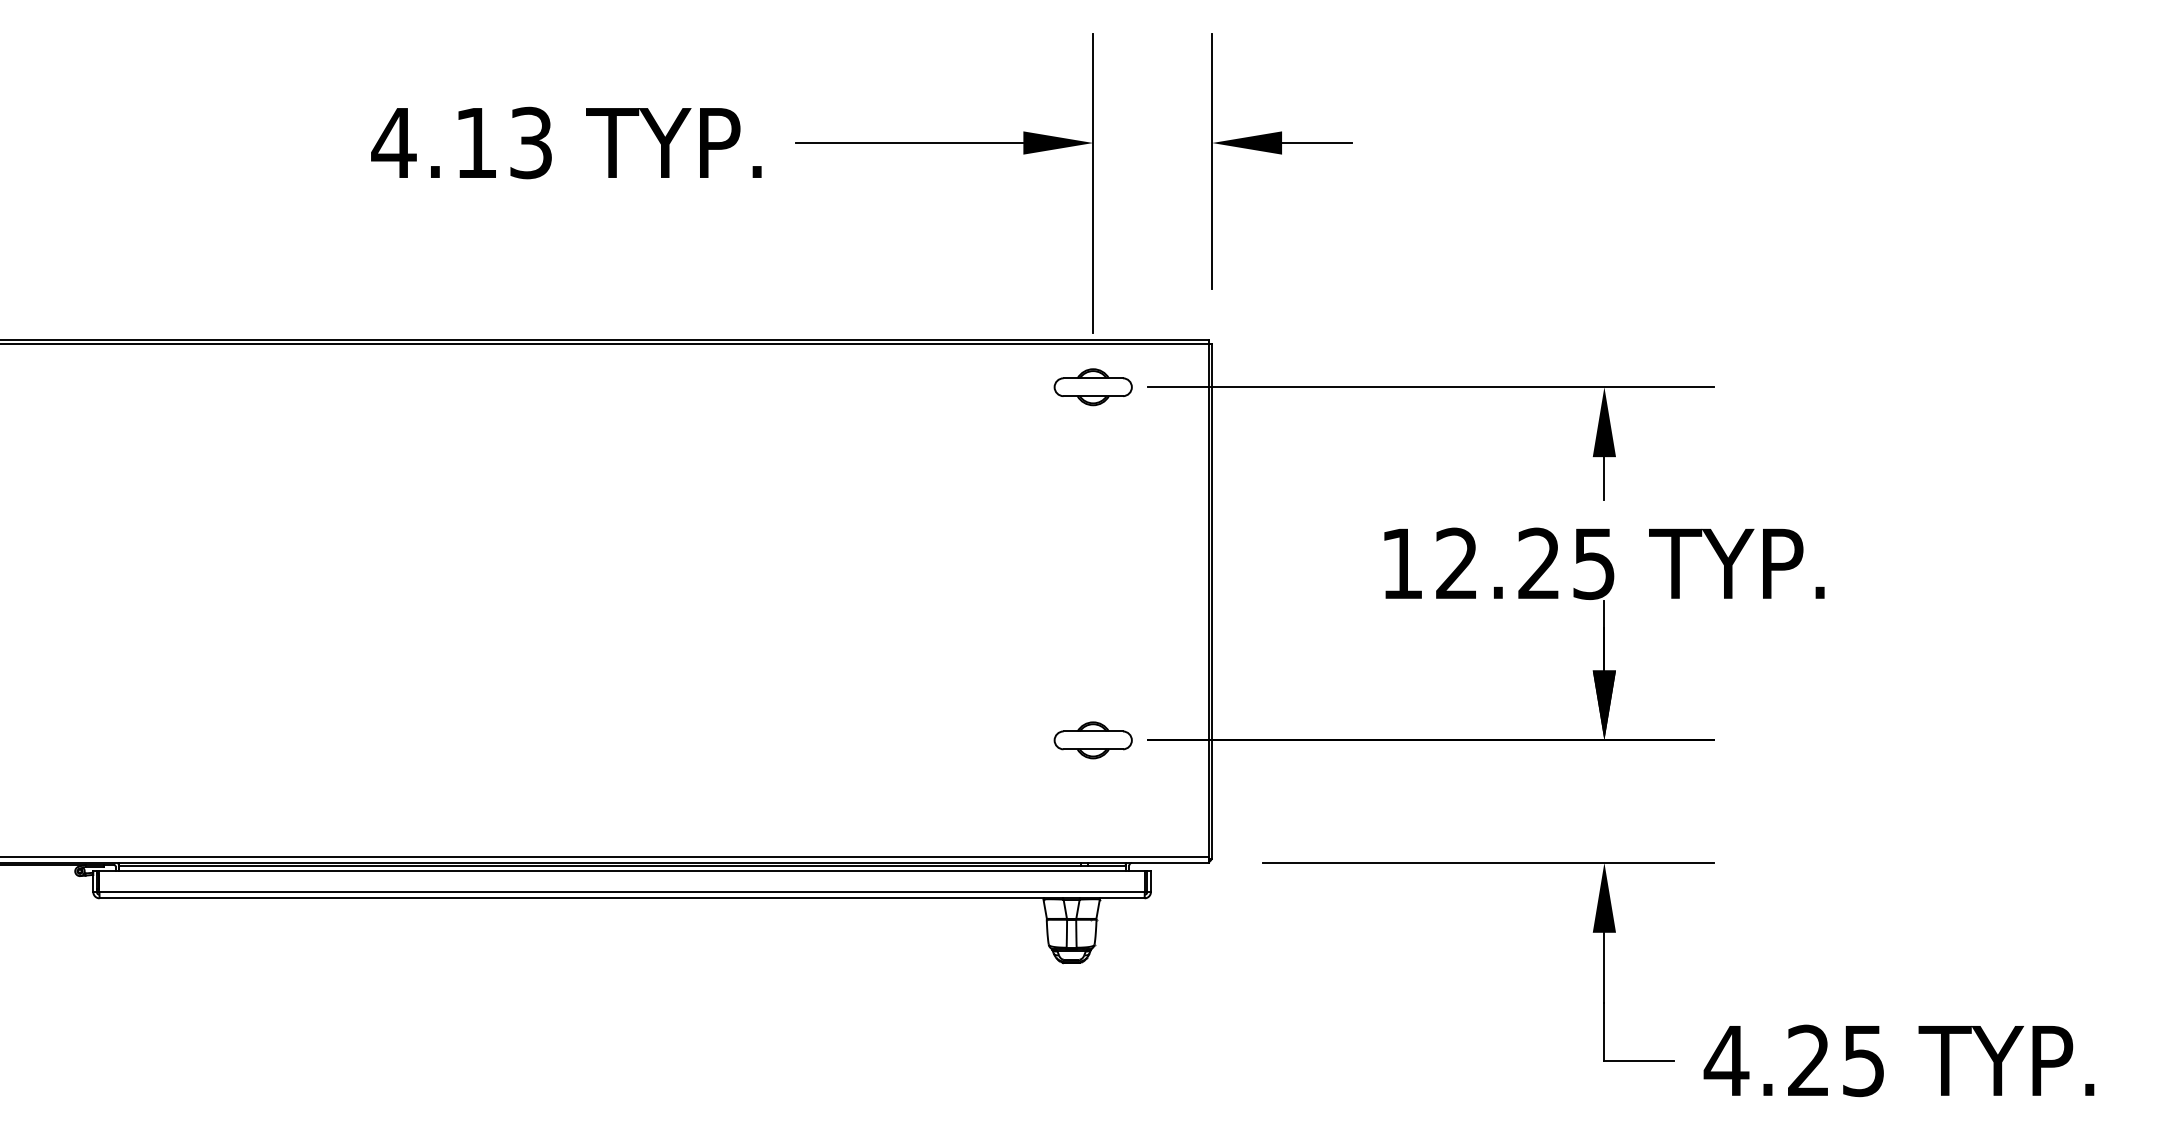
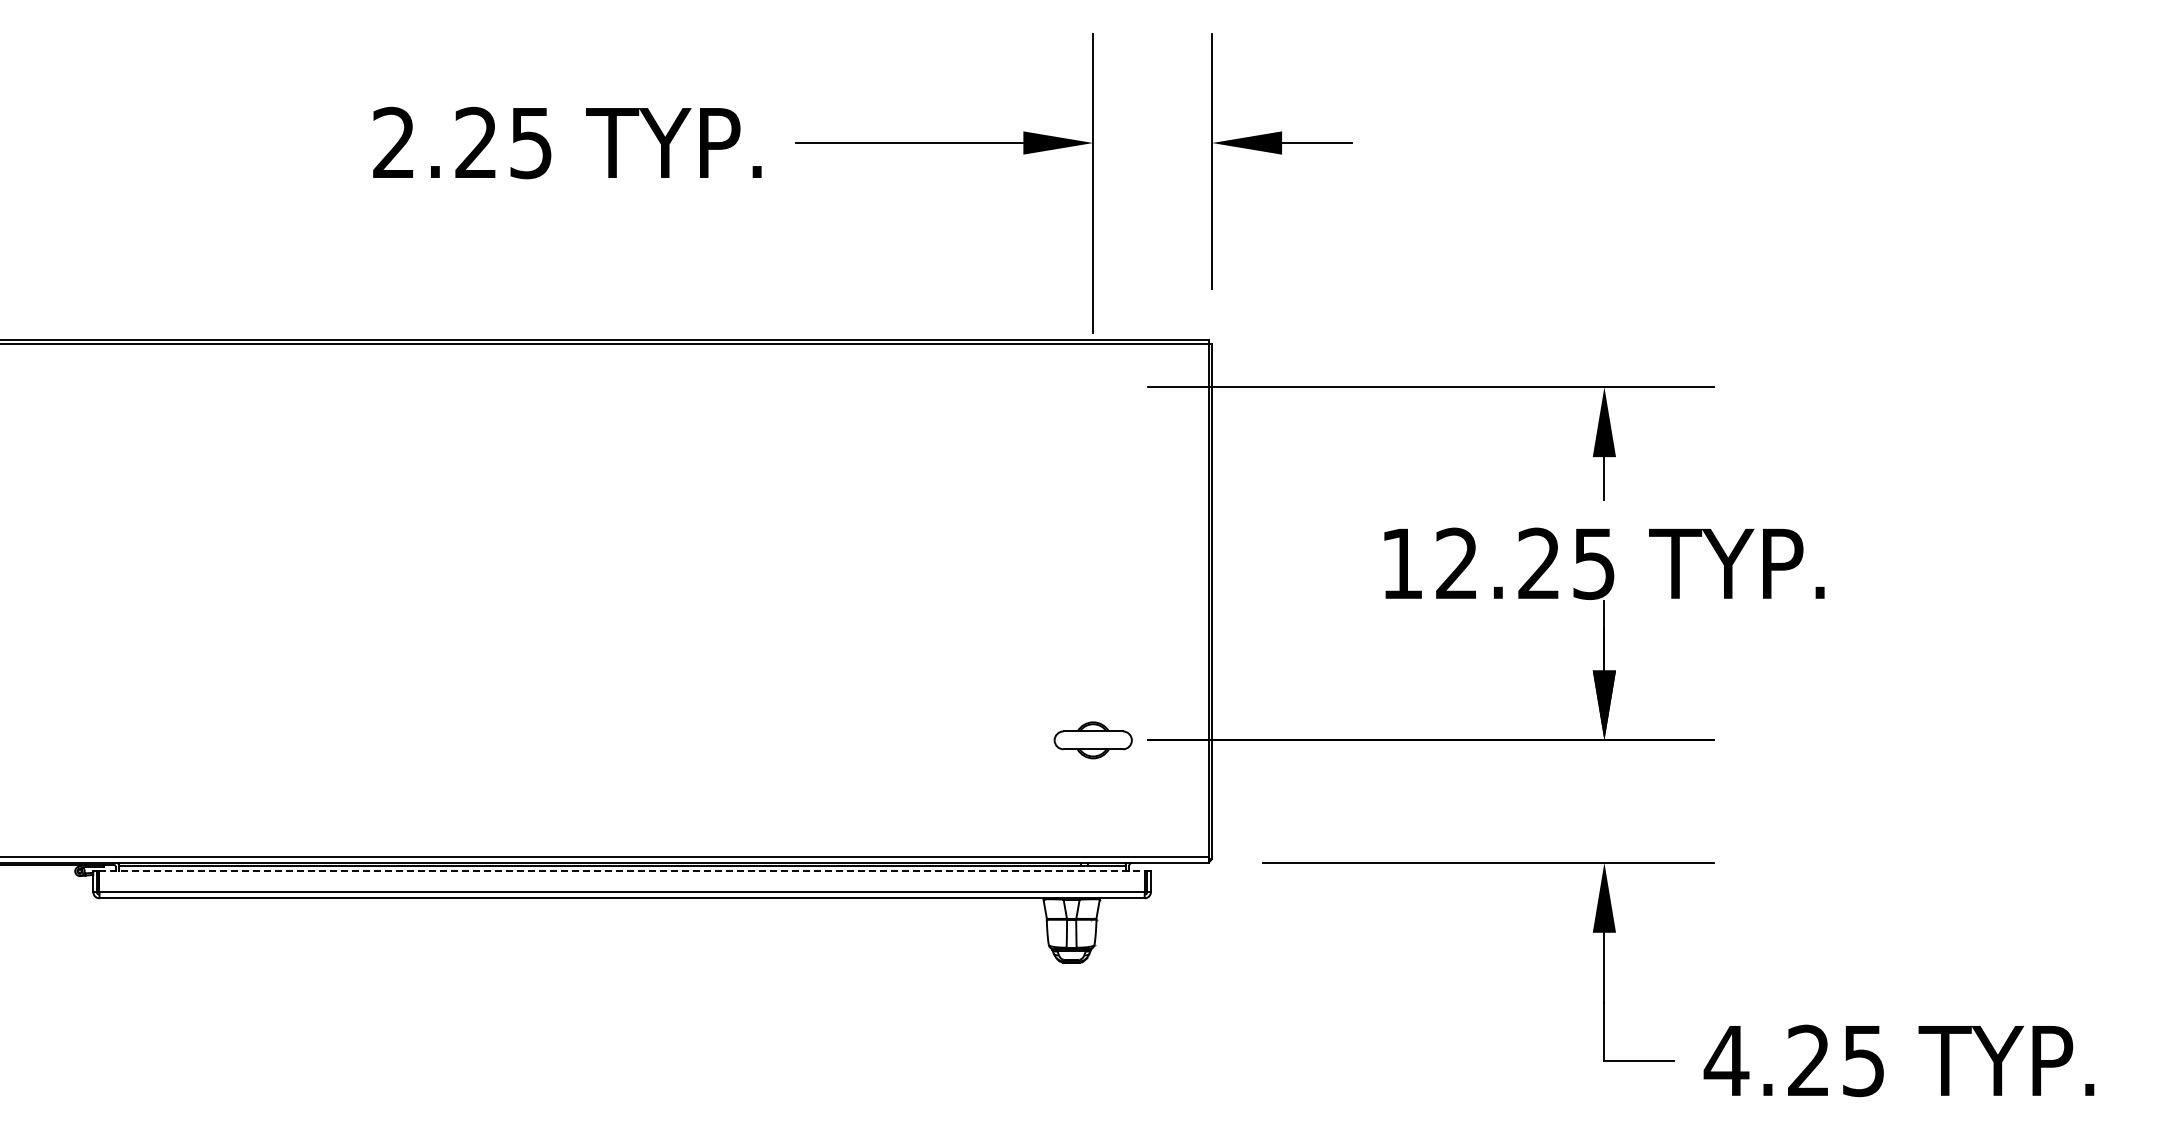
text: 4.13 -> 2.25 (461, 142)
part: present -> none (1092, 387)
line: solid -> dashed (622, 871)
